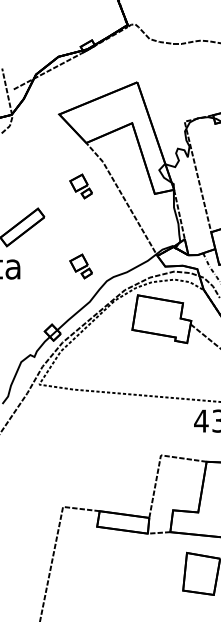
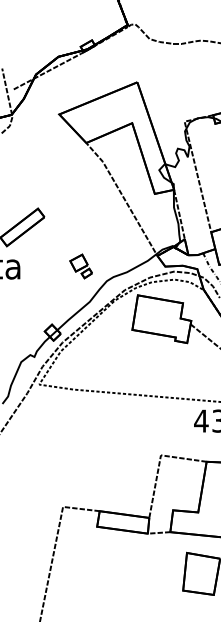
part: present -> none (80, 186)
